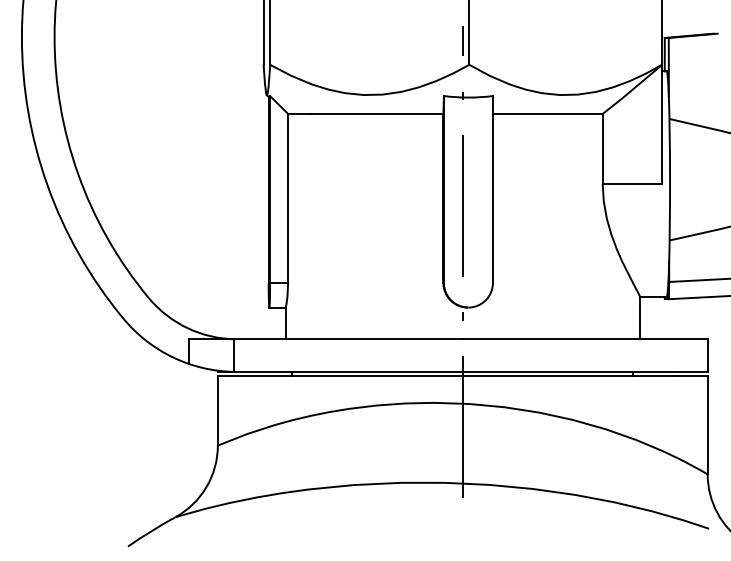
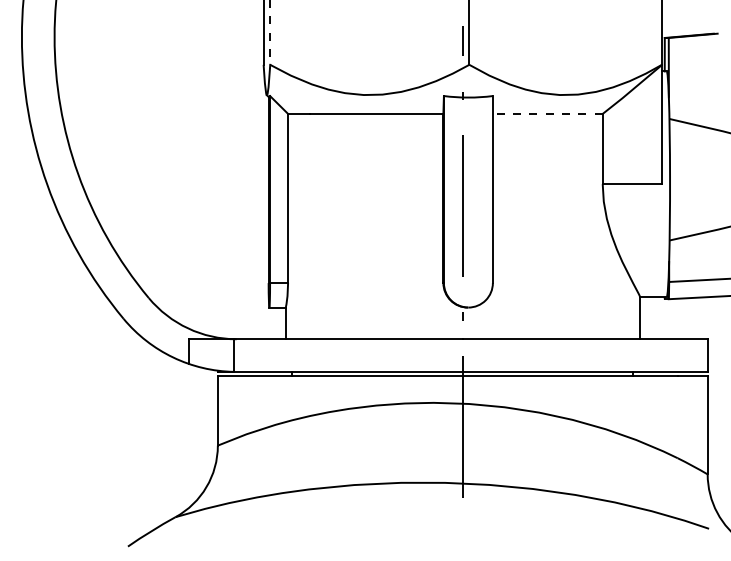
line: solid -> dashed (270, 32)
line: solid -> dashed (547, 113)
